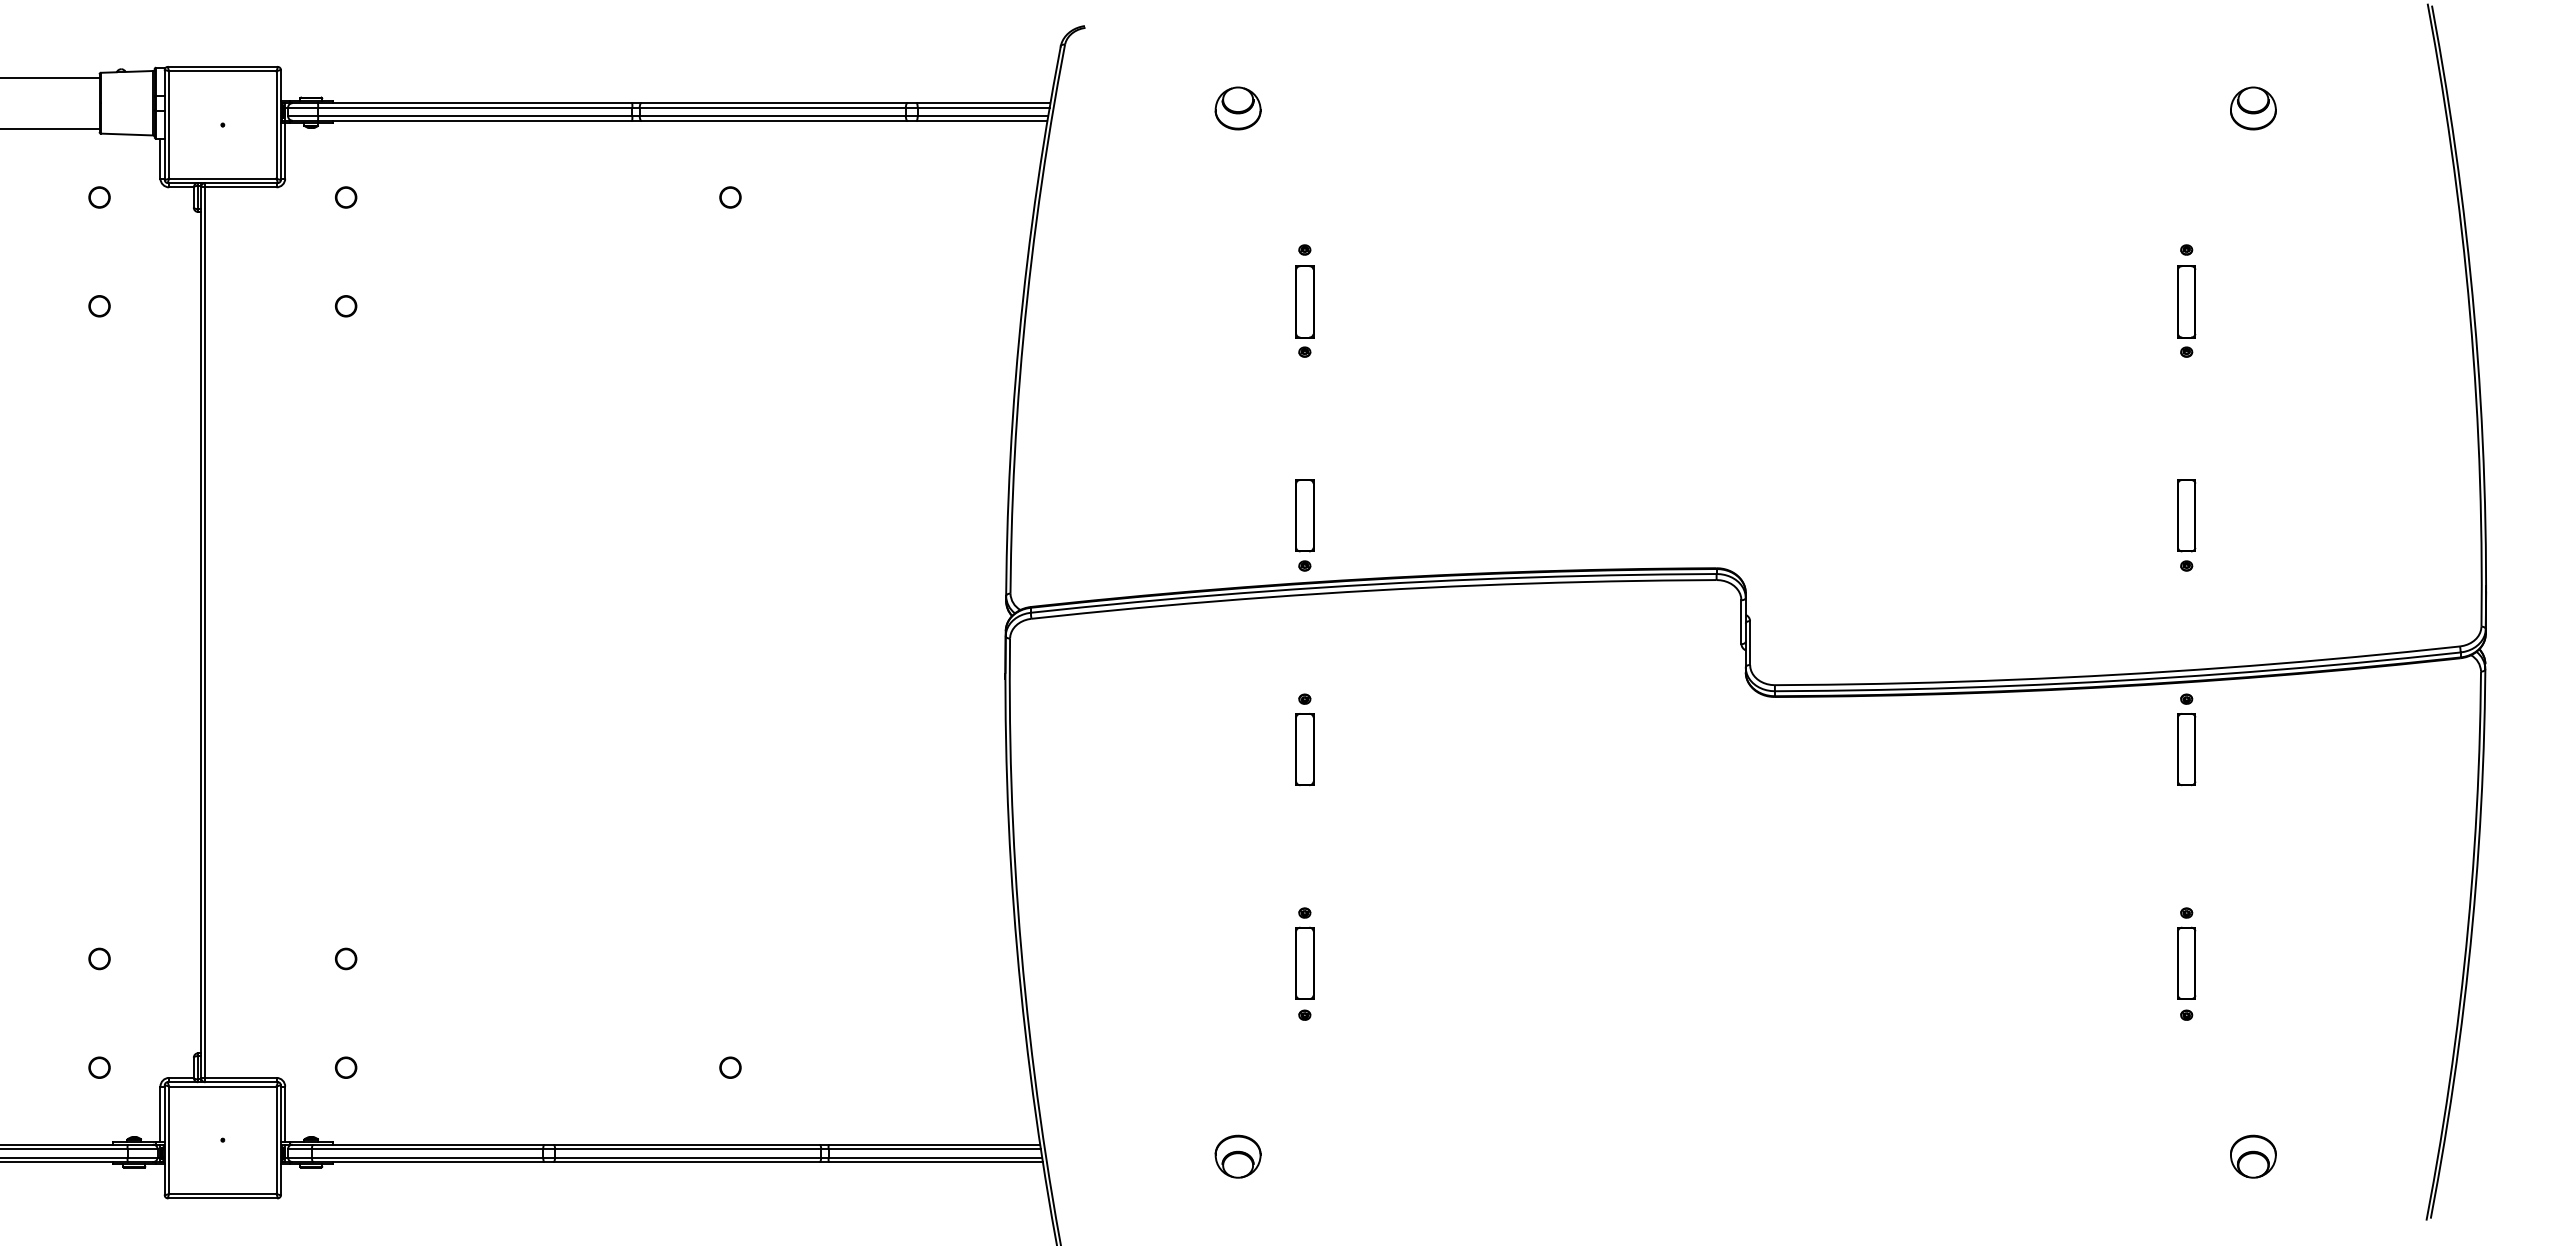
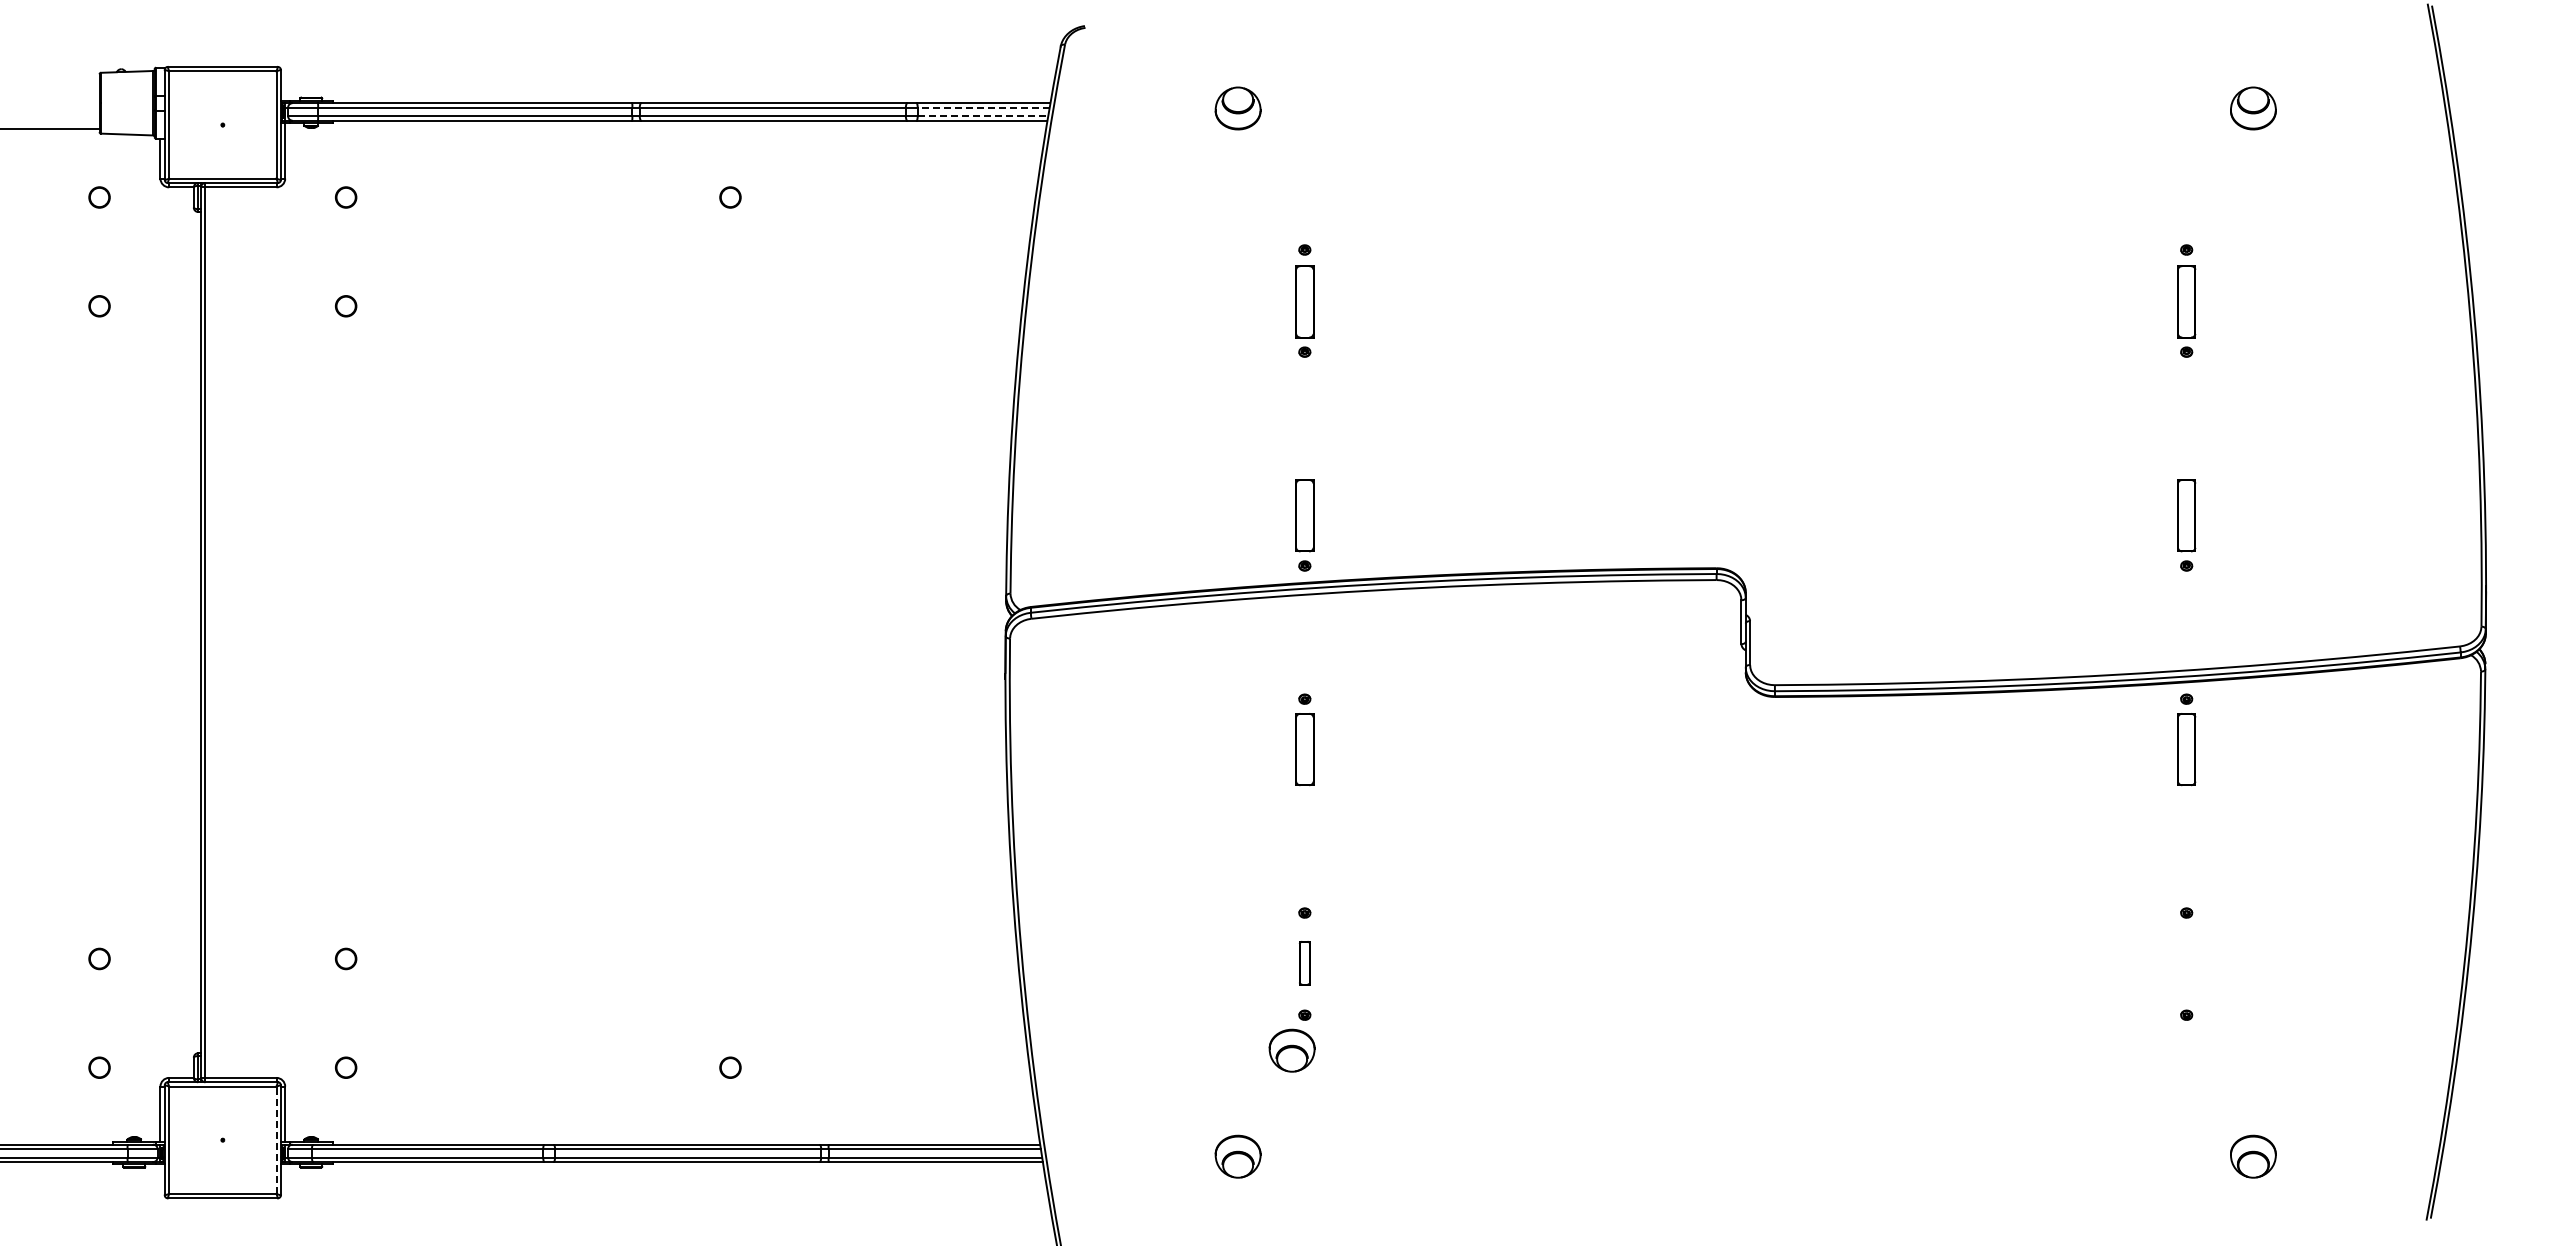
line: present -> none (50, 77)
line: solid -> dashed (983, 107)
line: solid -> dashed (983, 116)
part size: 20x74 px -> 13x45 px (1304, 963)
part: present -> none (2186, 962)
part: none -> present (1291, 1050)
line: solid -> dashed (276, 1140)
